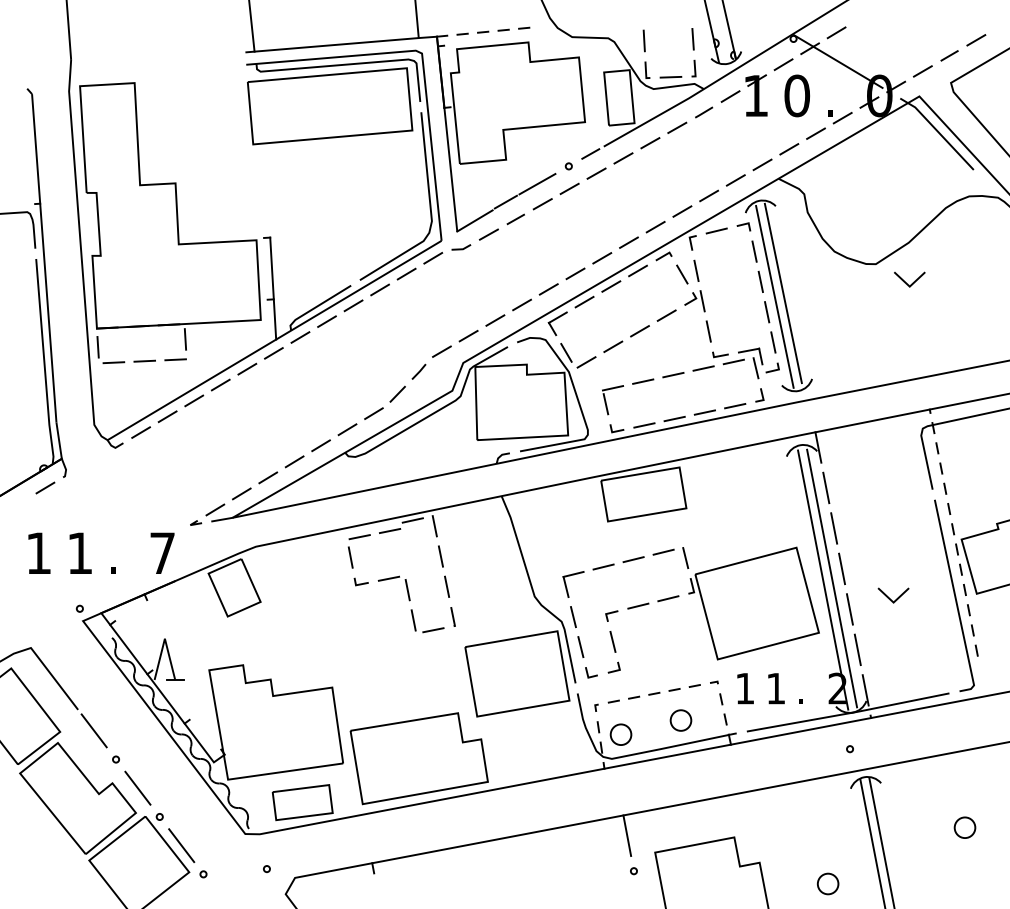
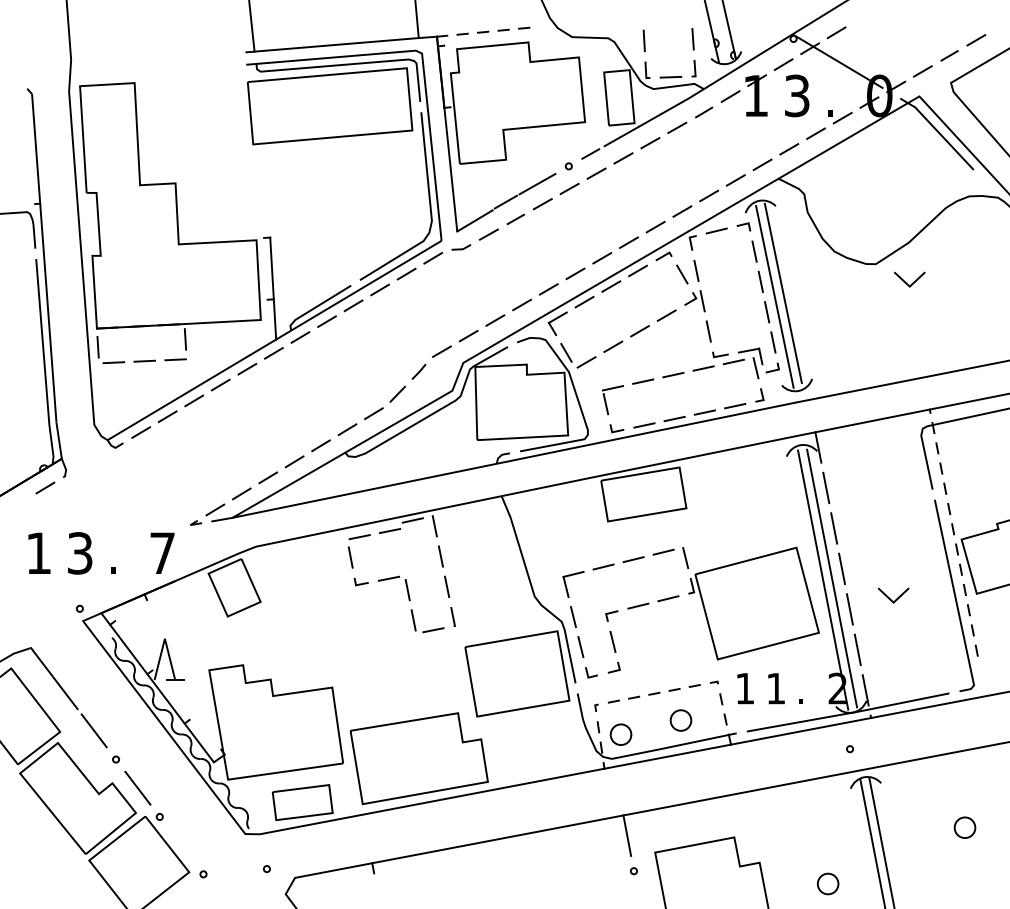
text: 0 -> 3 (797, 95)
text: 1 -> 3 (80, 553)
line: present -> none (181, 845)
